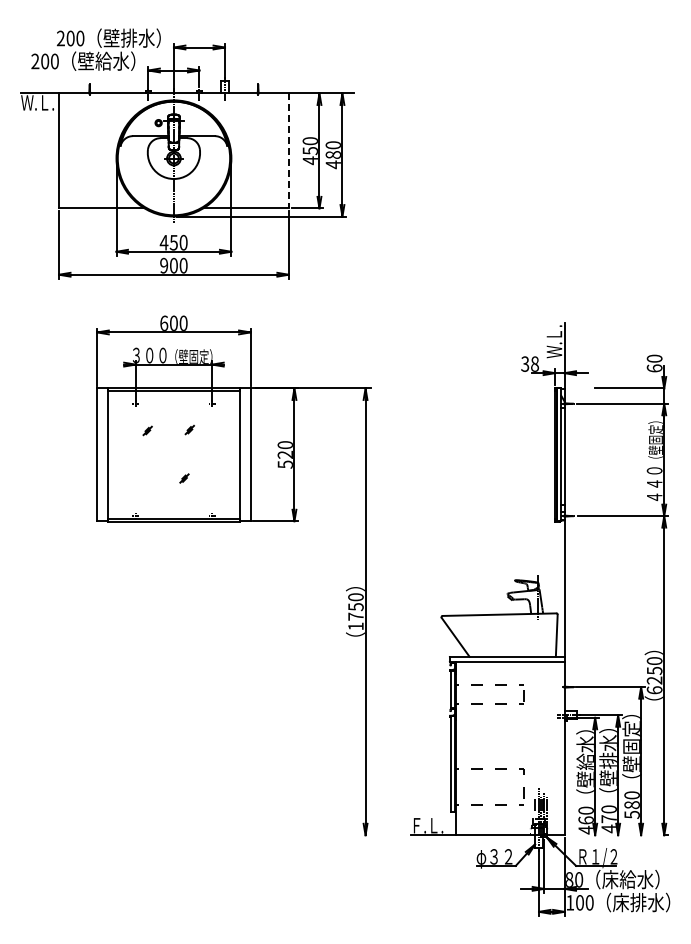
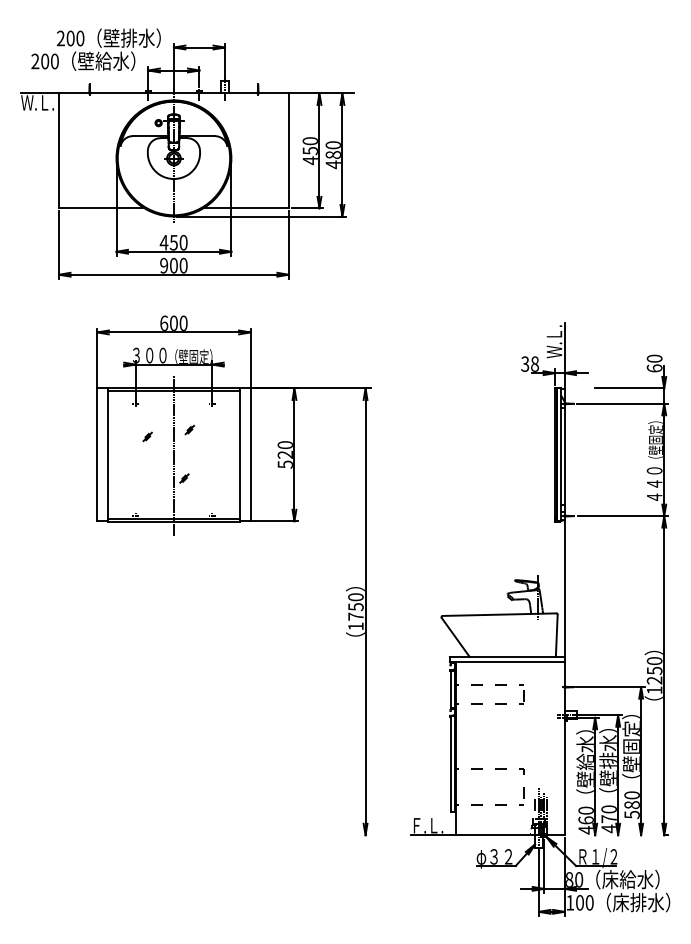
line: dashed -> solid (288, 151)
part position: (147, 430) -> (147, 436) (147, 436)
line: none -> present (173, 456)
text: 6250 -> 1250 (654, 690)
